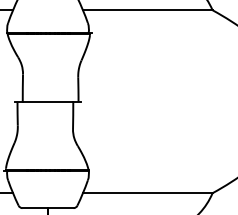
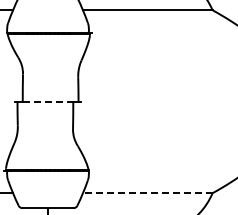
line: solid -> dashed (48, 101)
line: solid -> dashed (147, 193)
